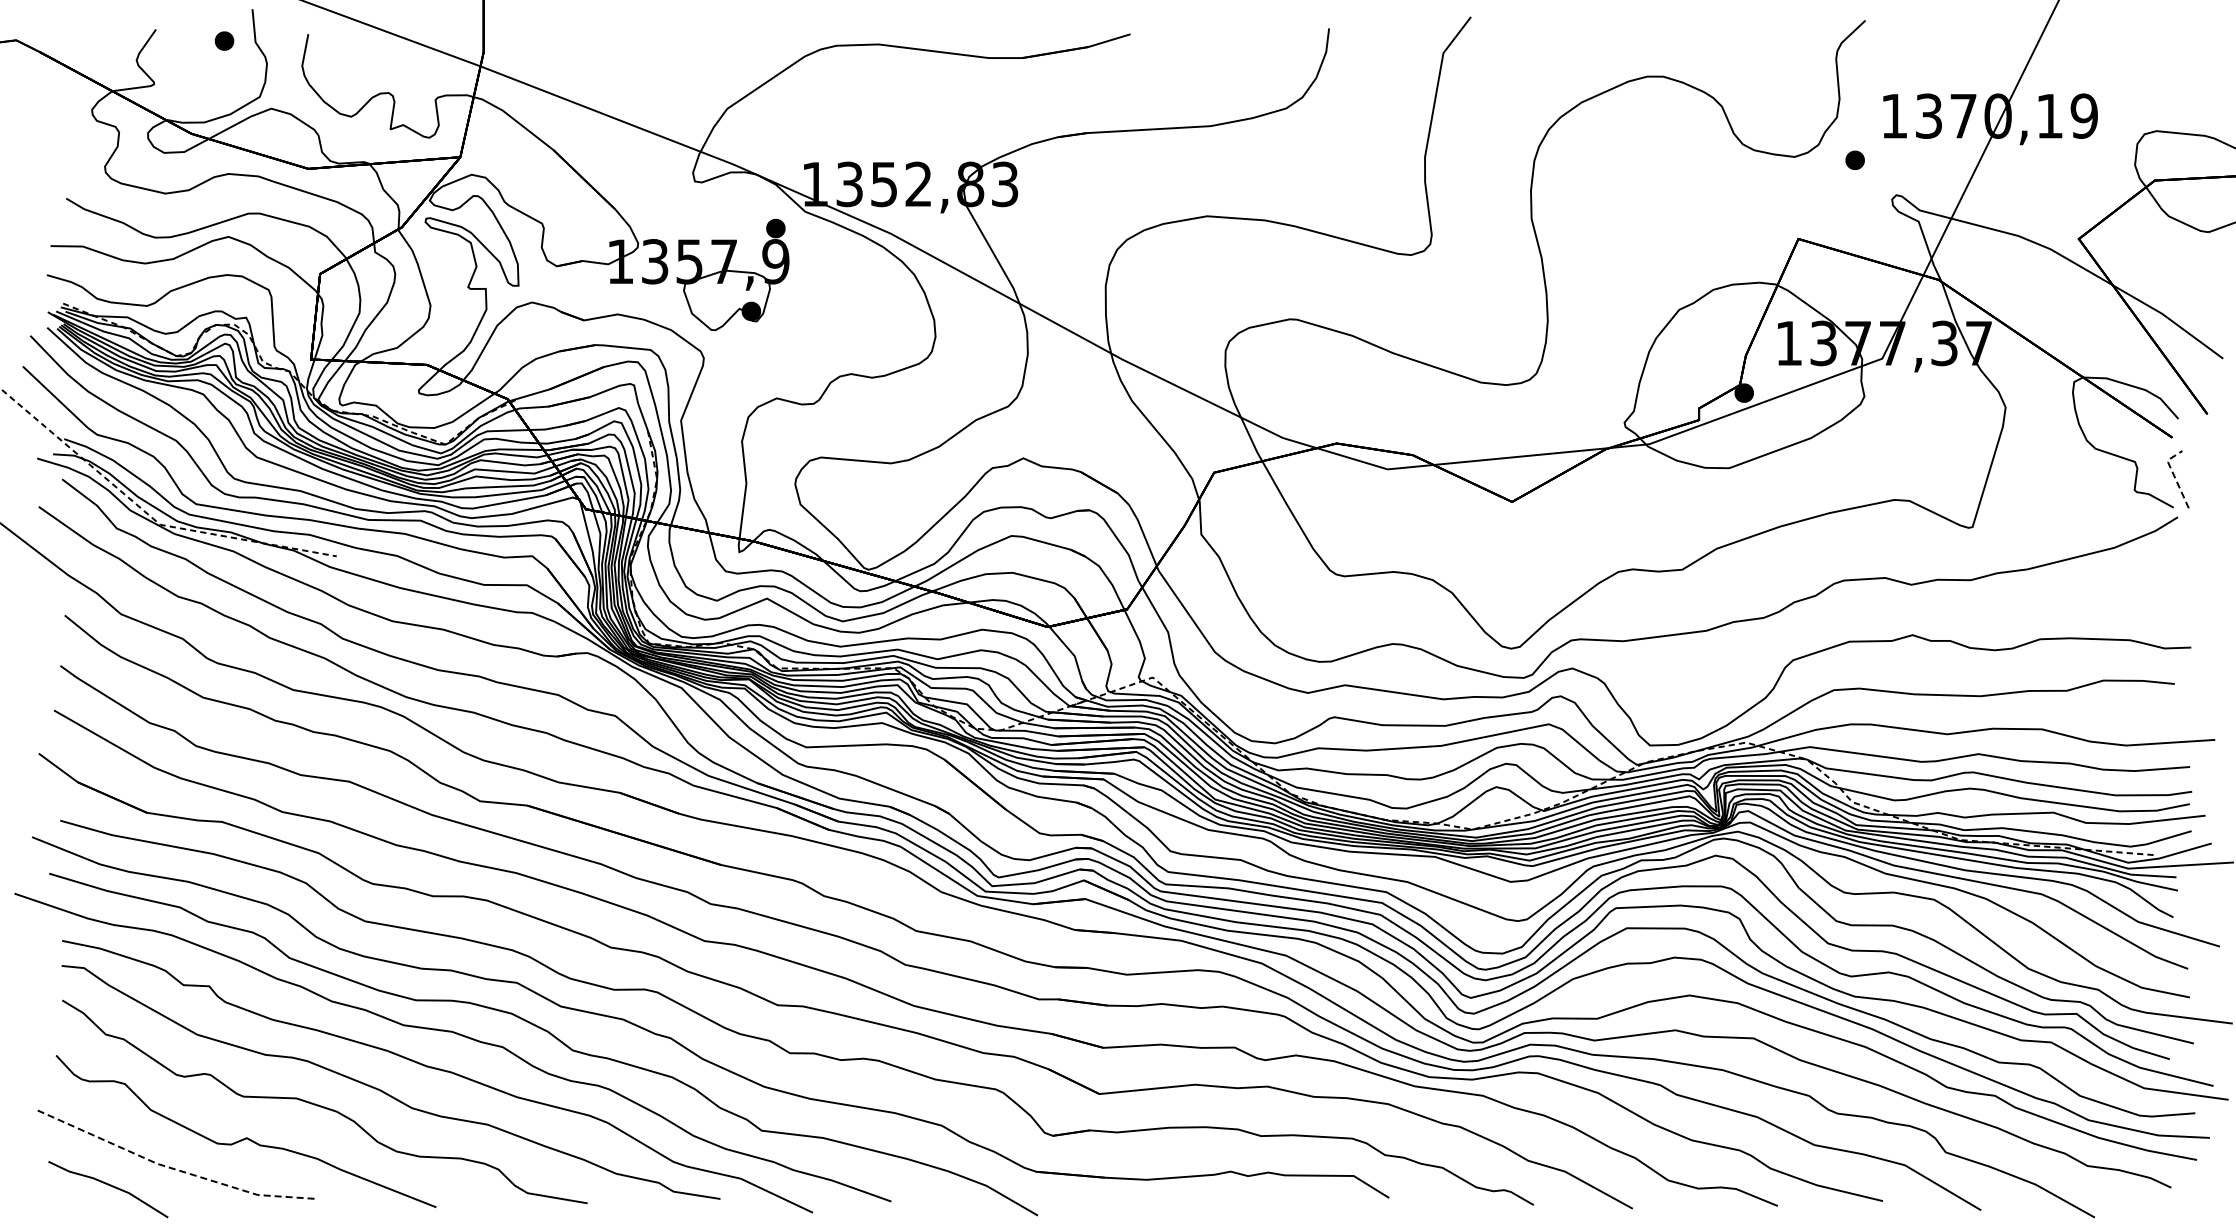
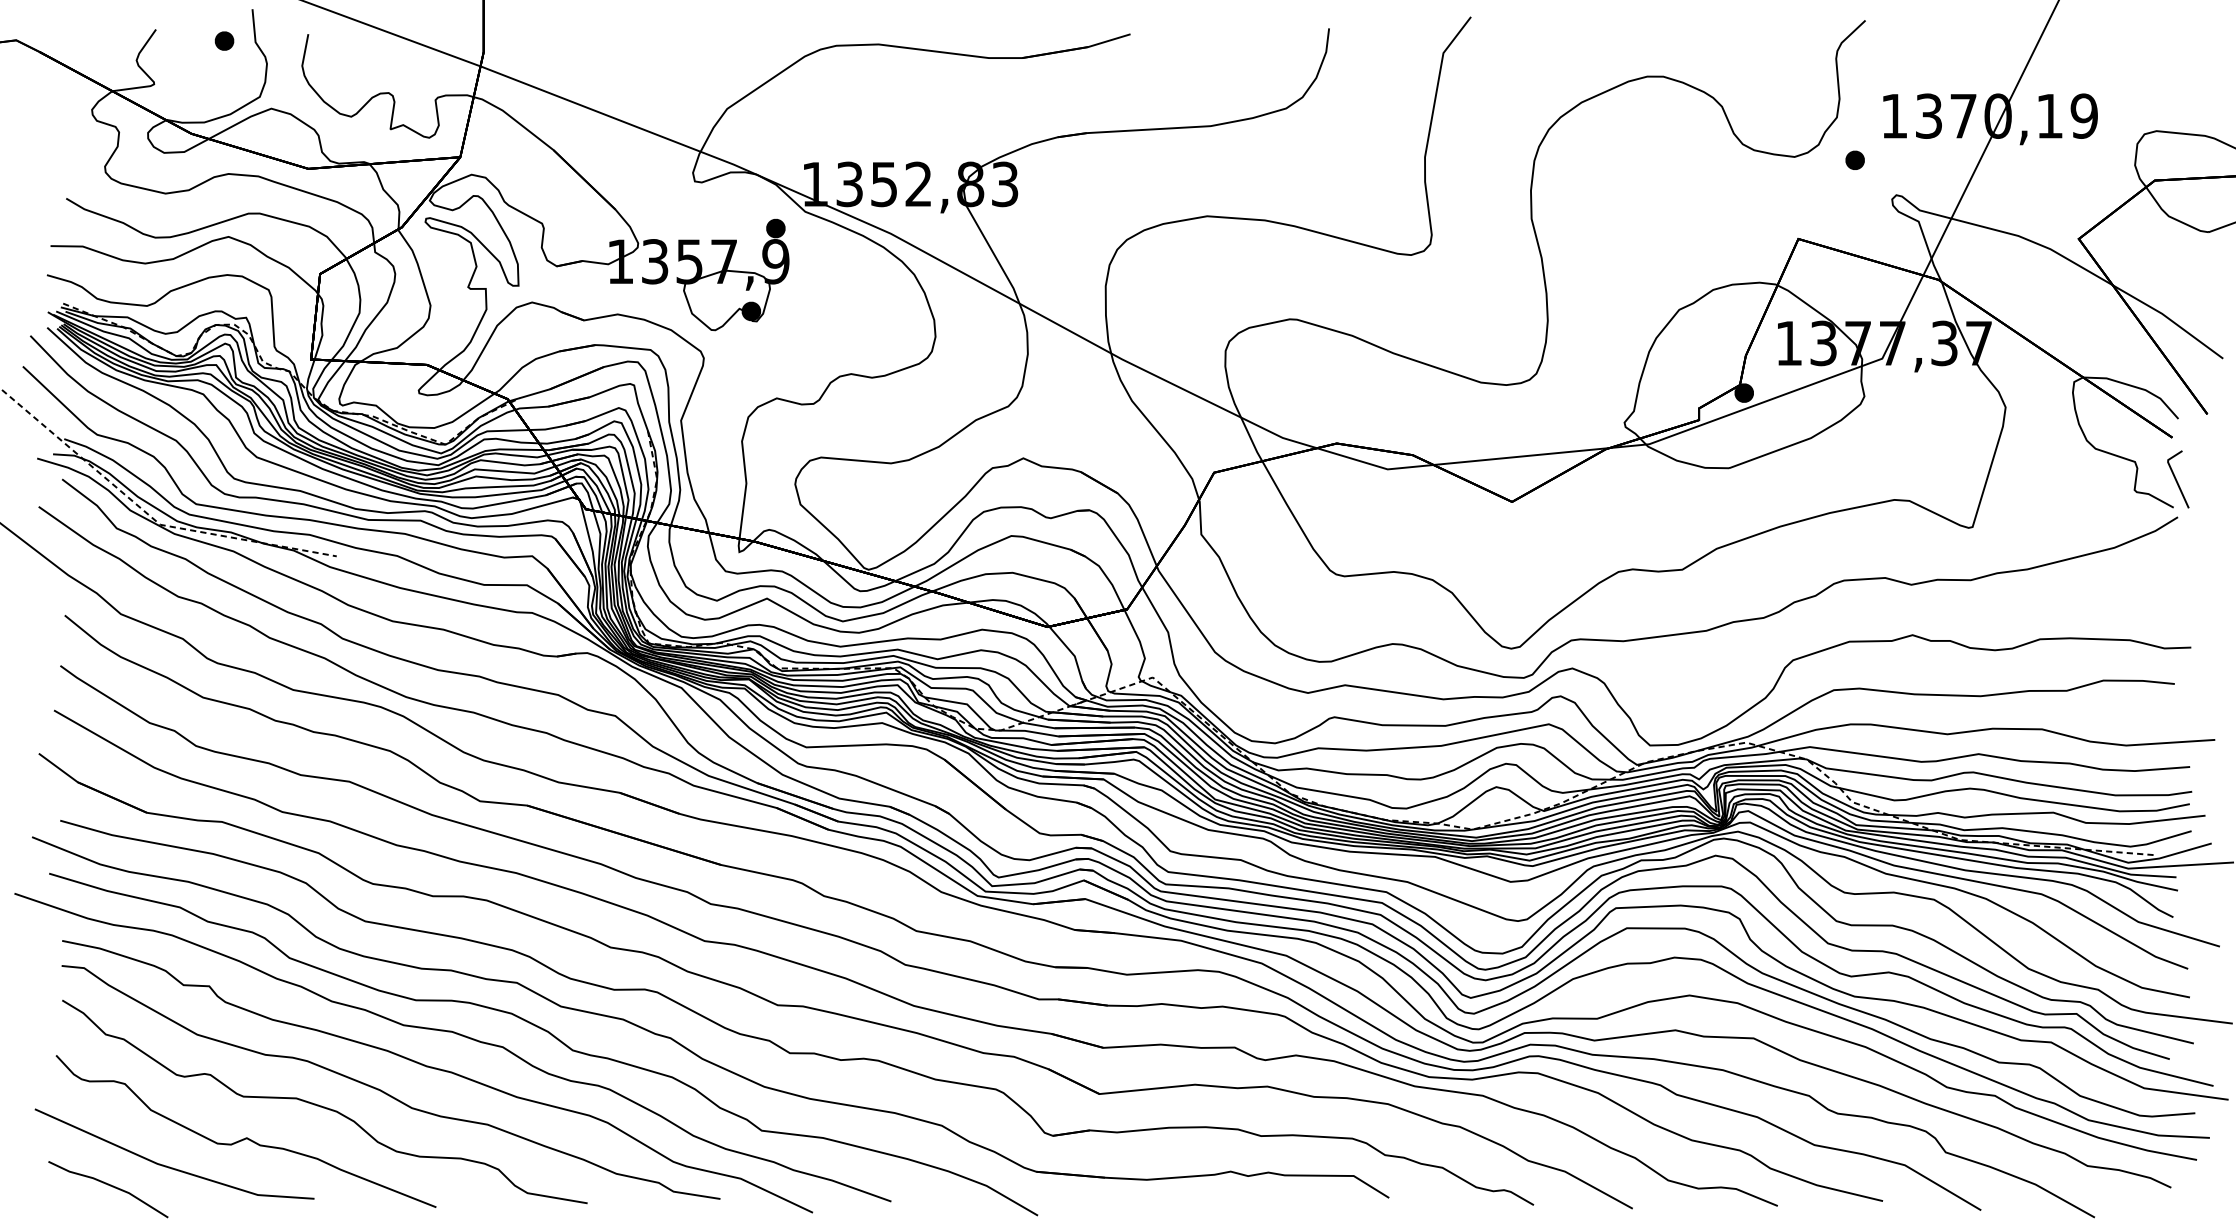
line: dashed -> solid (2173, 474)
line: dashed -> solid (170, 1168)
